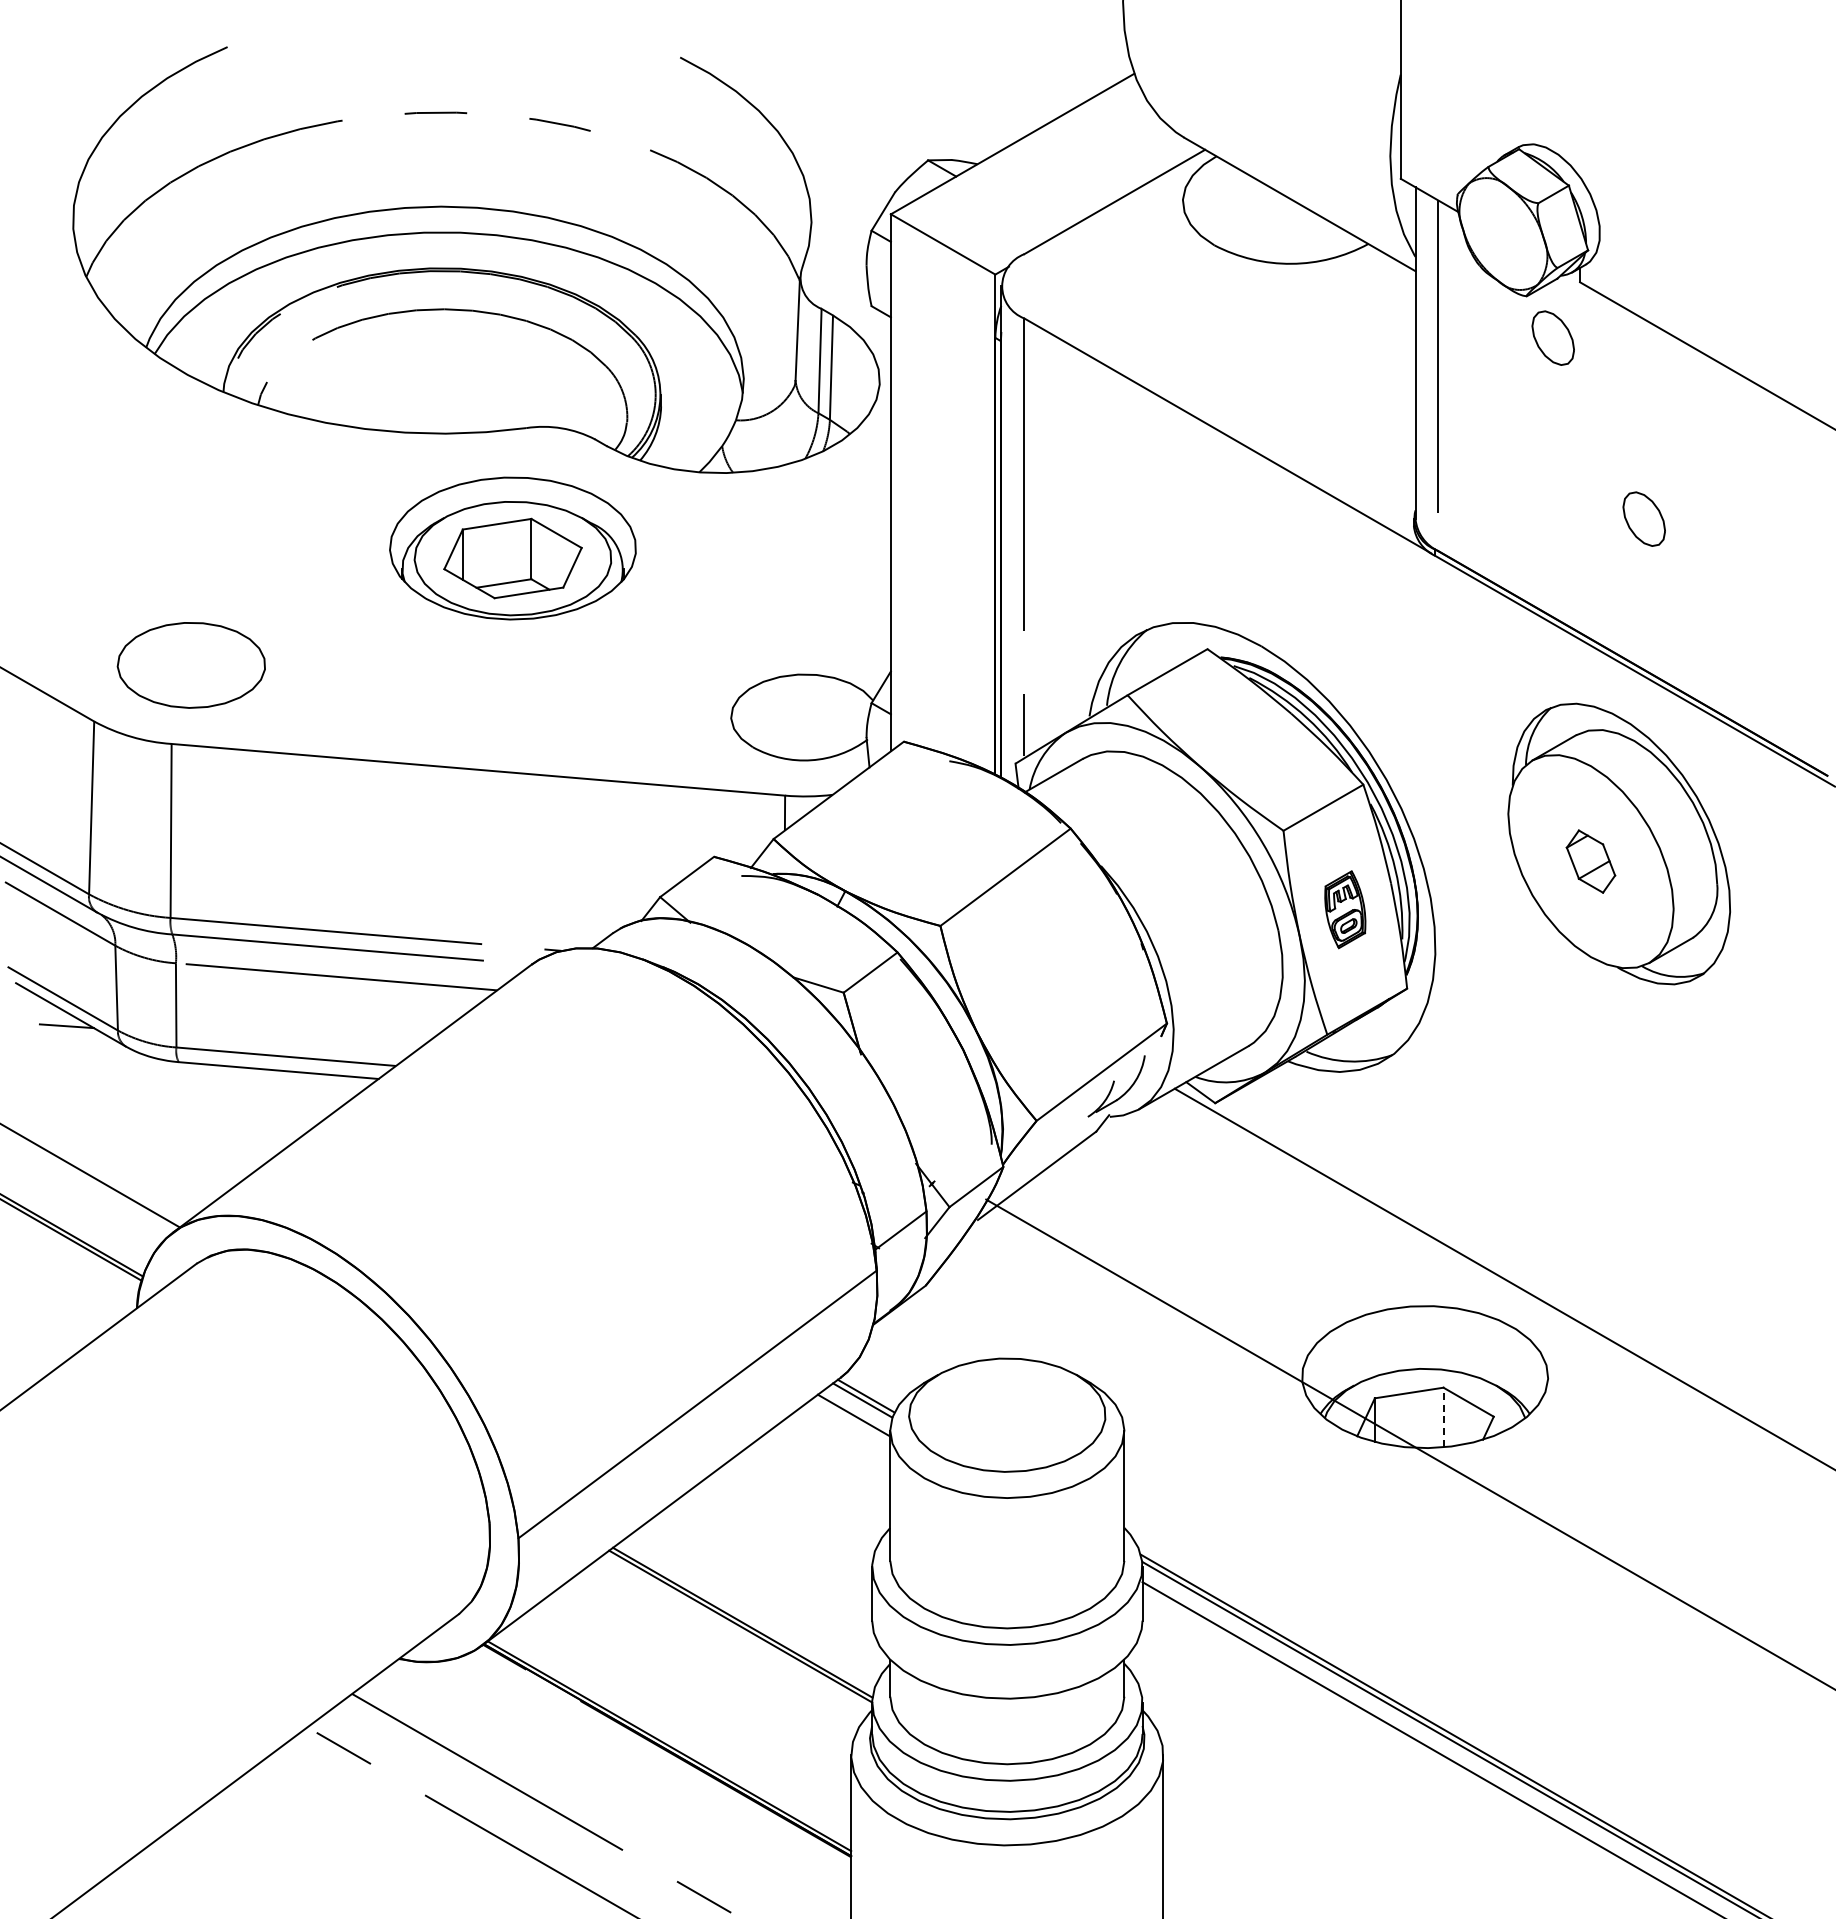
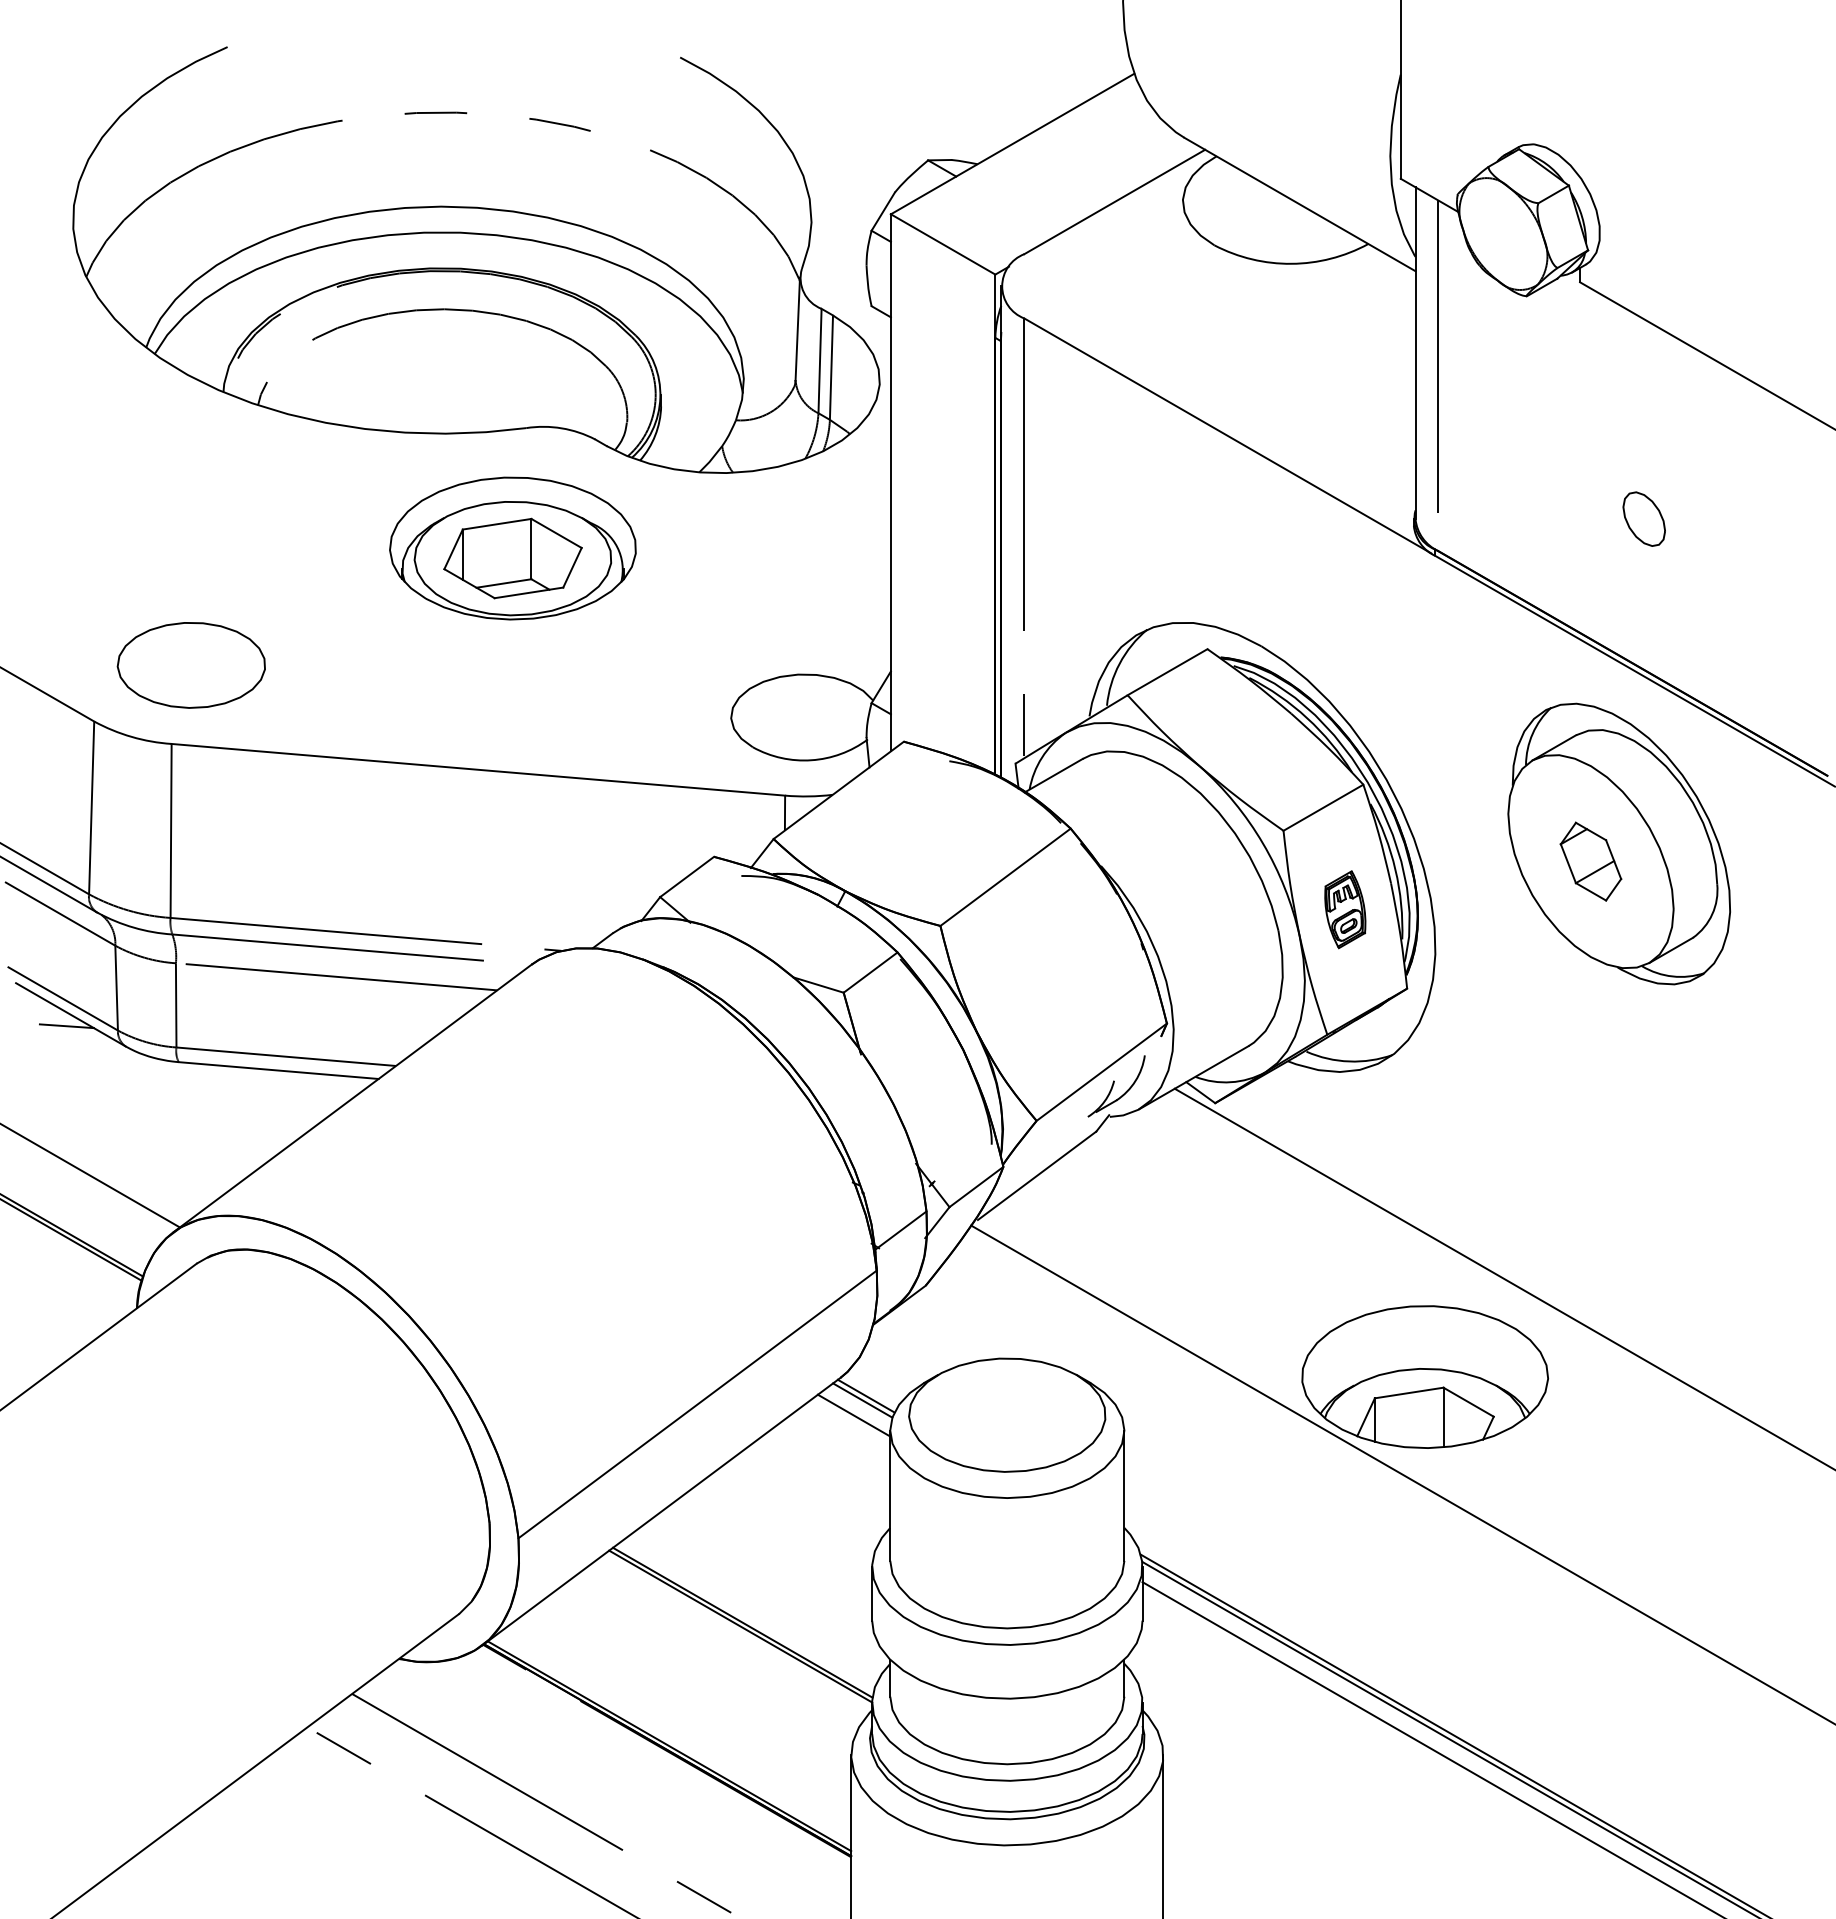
part: present -> none (1552, 337)
part size: 52x65 px -> 64x81 px (1590, 861)
line: dashed -> solid (1443, 1417)
line position: (1409, 1443) -> (1401, 1473) (1401, 1473)
